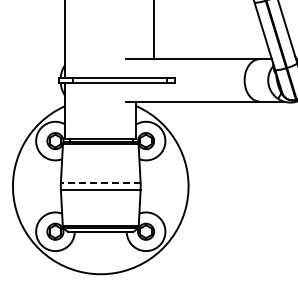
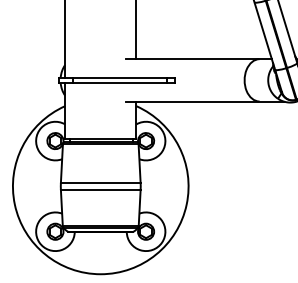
line position: (154, 30) -> (136, 30) (136, 30)
line: dashed -> solid (100, 182)
